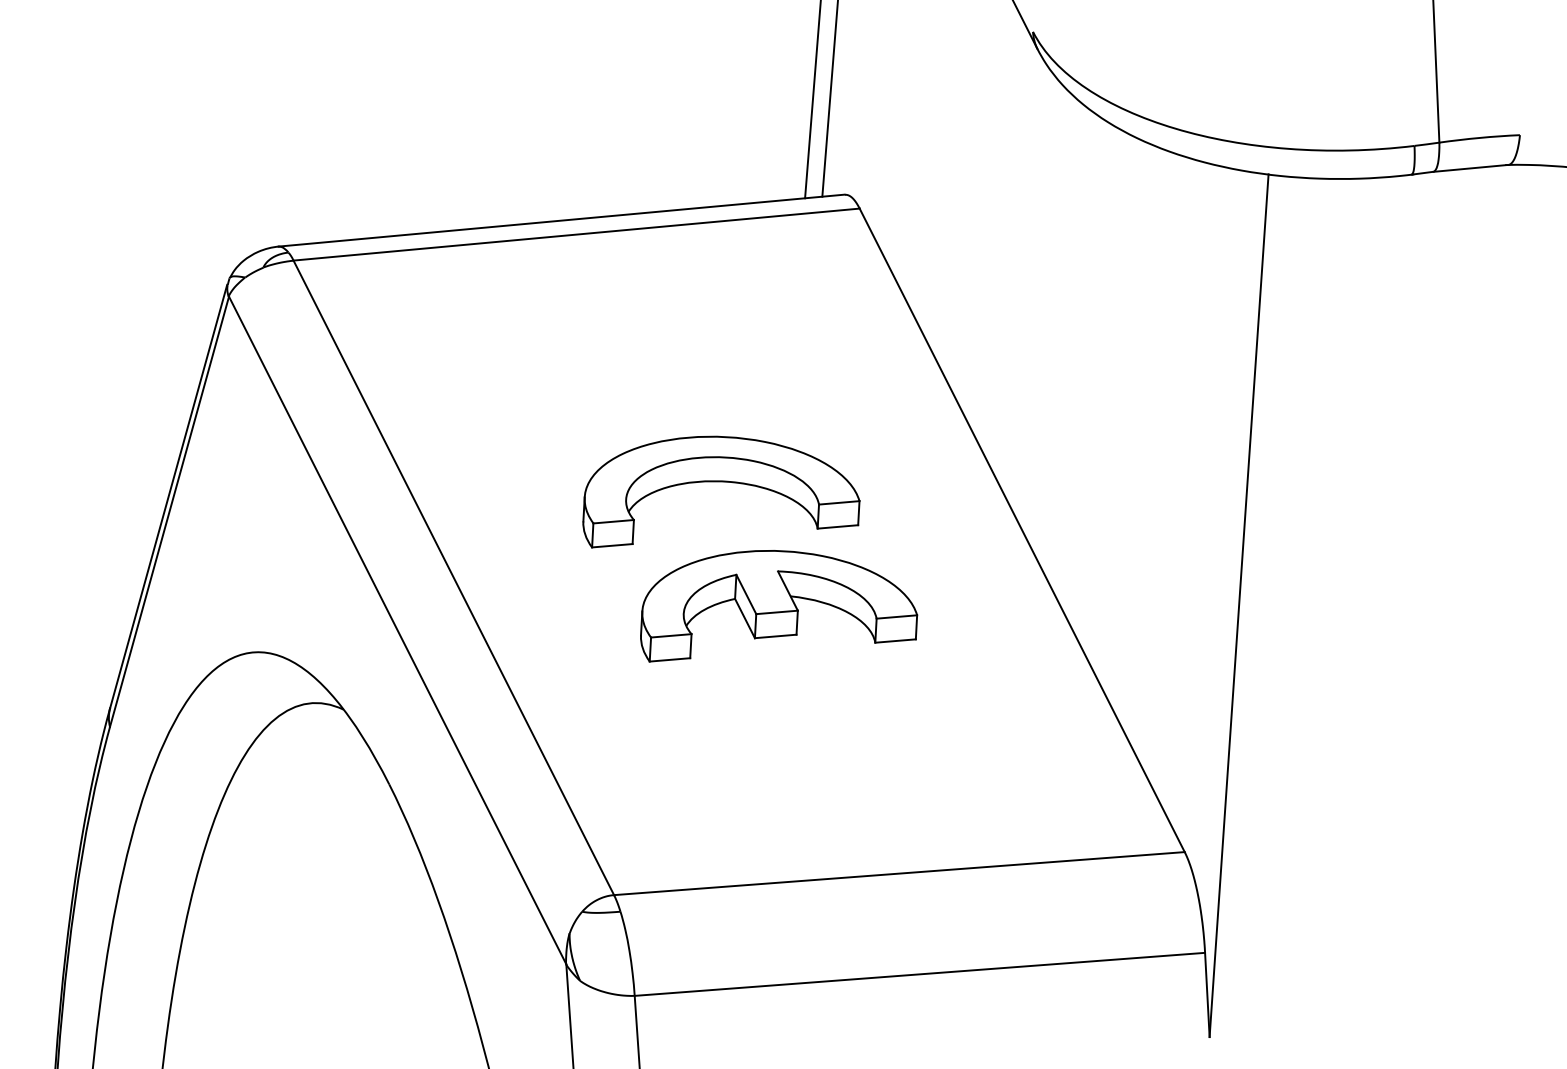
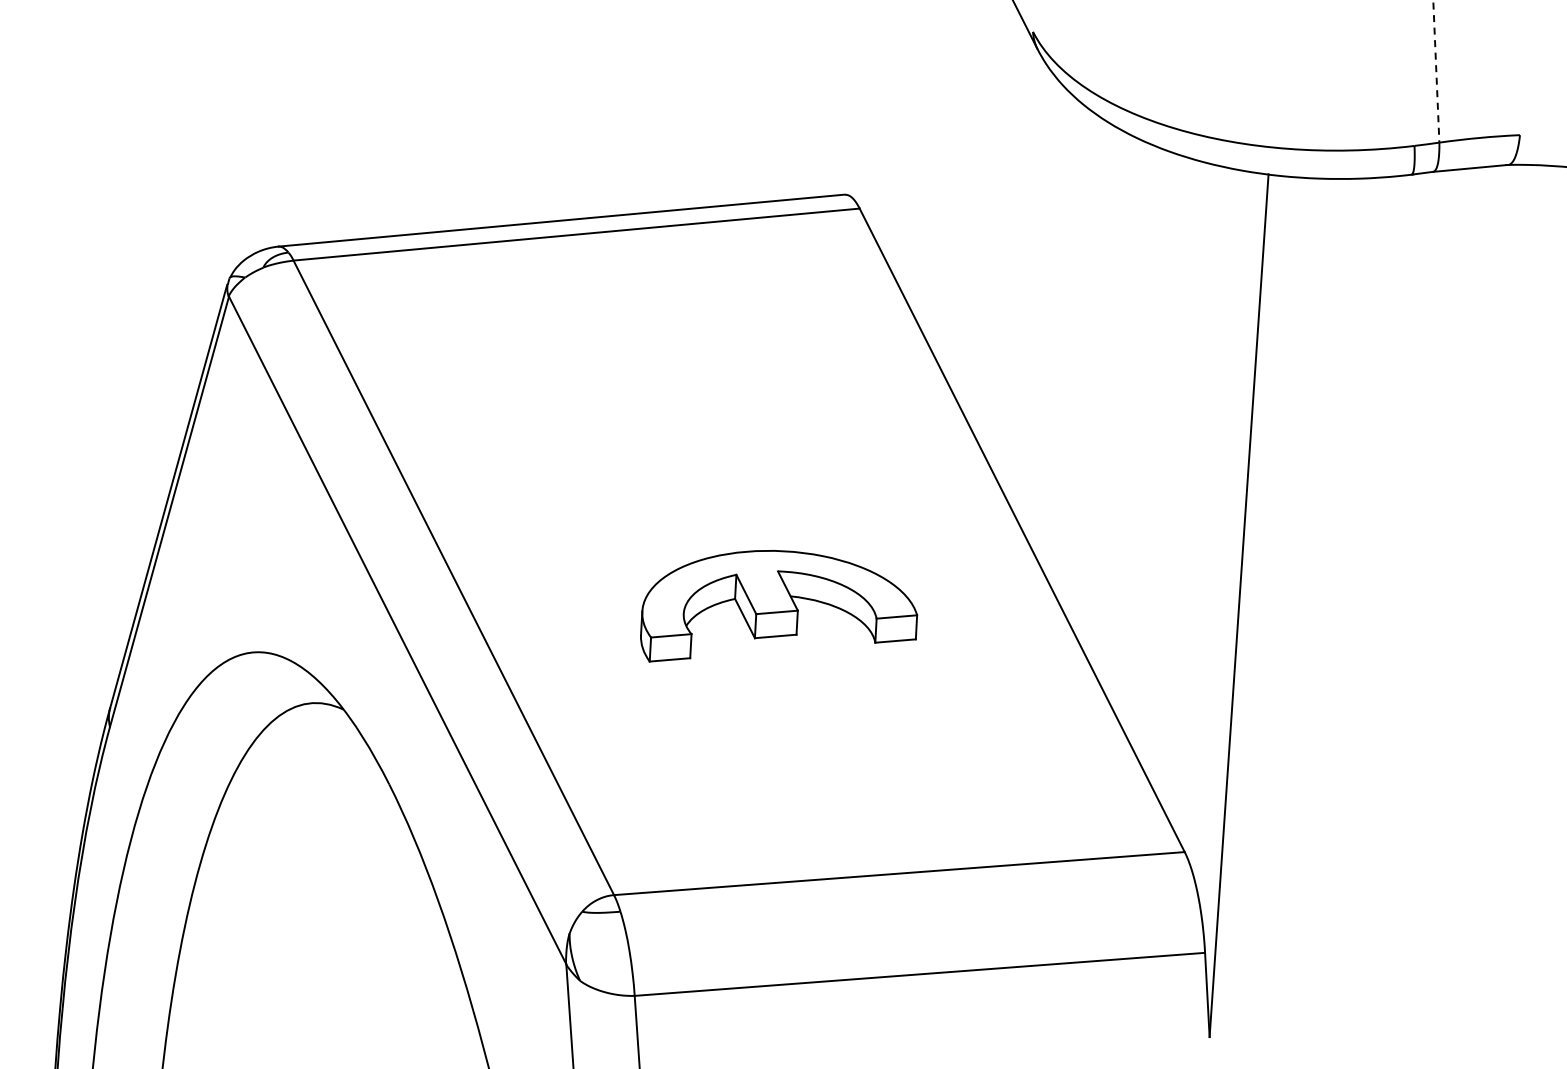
line: solid -> dashed (1436, 71)
line: present -> none (829, 99)
line: present -> none (812, 100)
part: present -> none (721, 482)
